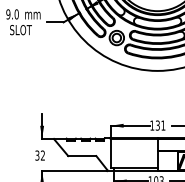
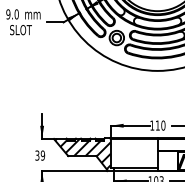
text: 131 -> 110 (160, 125)
hatch: none -> present (82, 153)
text: 32 -> 39 (42, 155)
